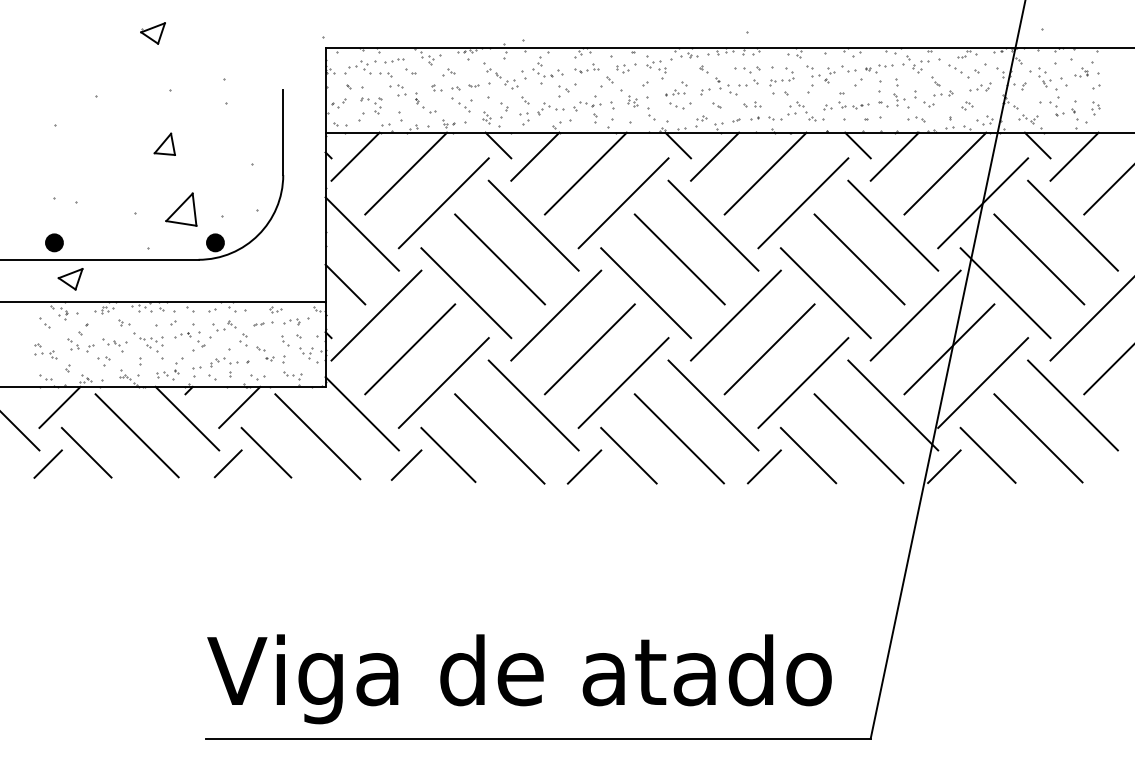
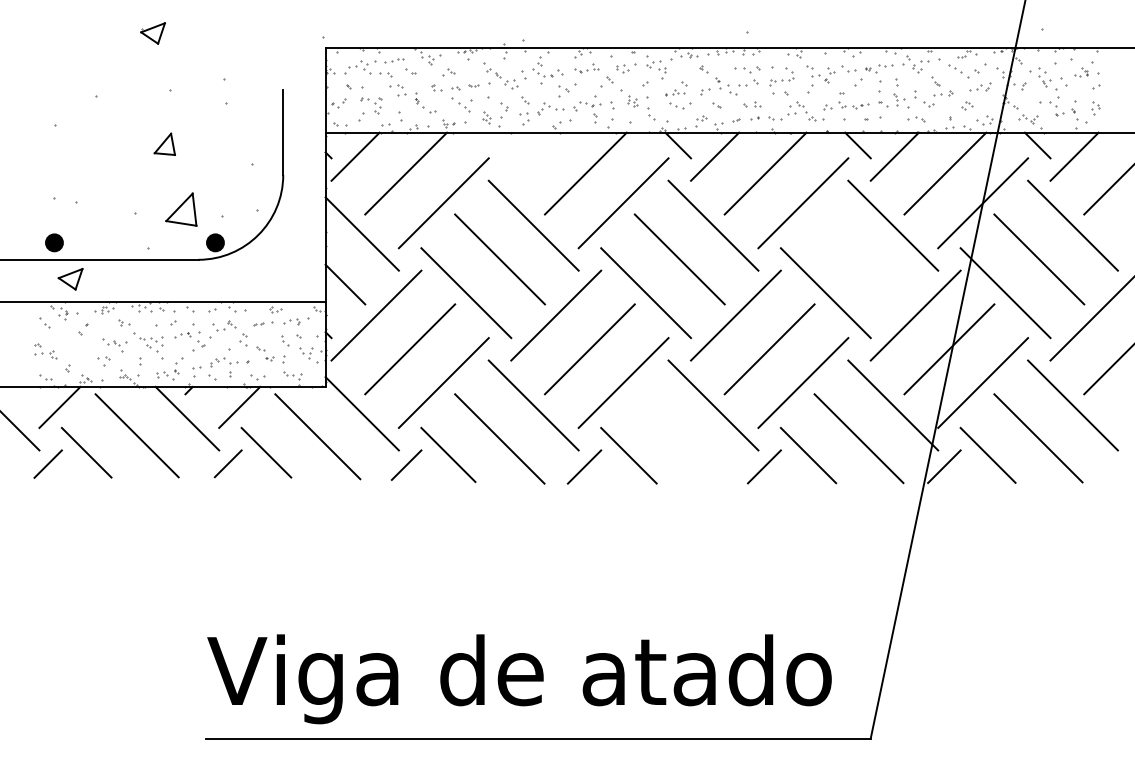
line: present -> none (498, 145)
line: present -> none (535, 156)
line: present -> none (859, 259)
part: present -> none (80, 345)
line: present -> none (678, 438)
